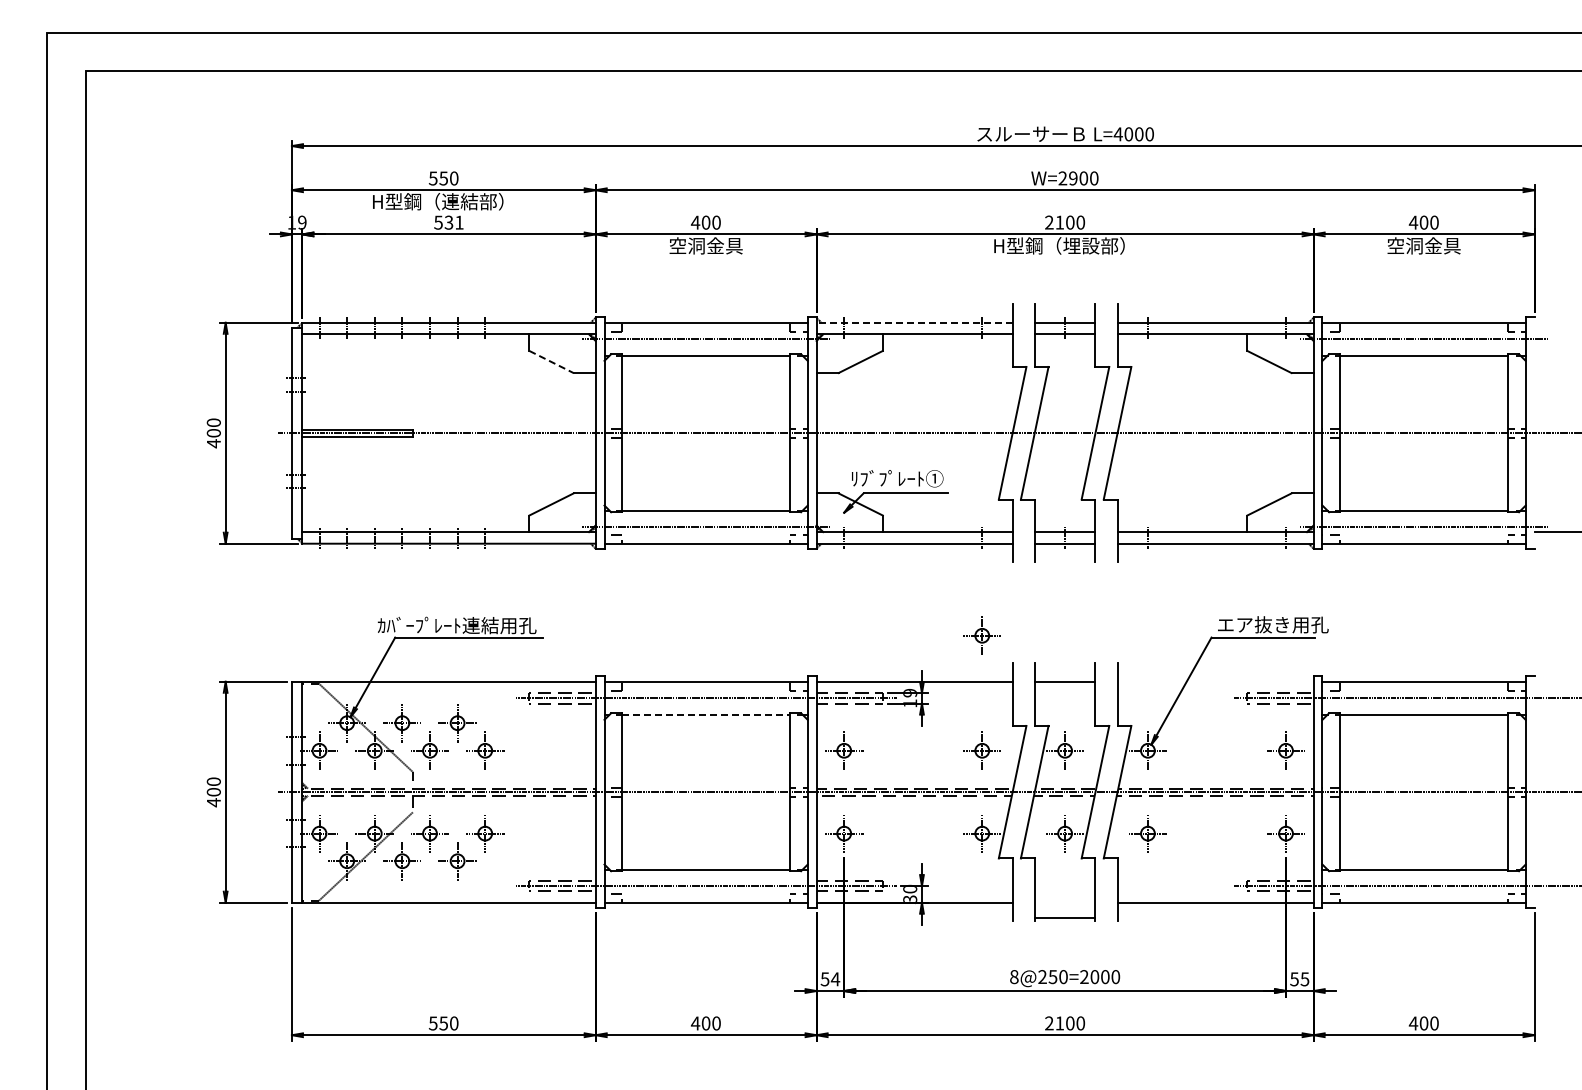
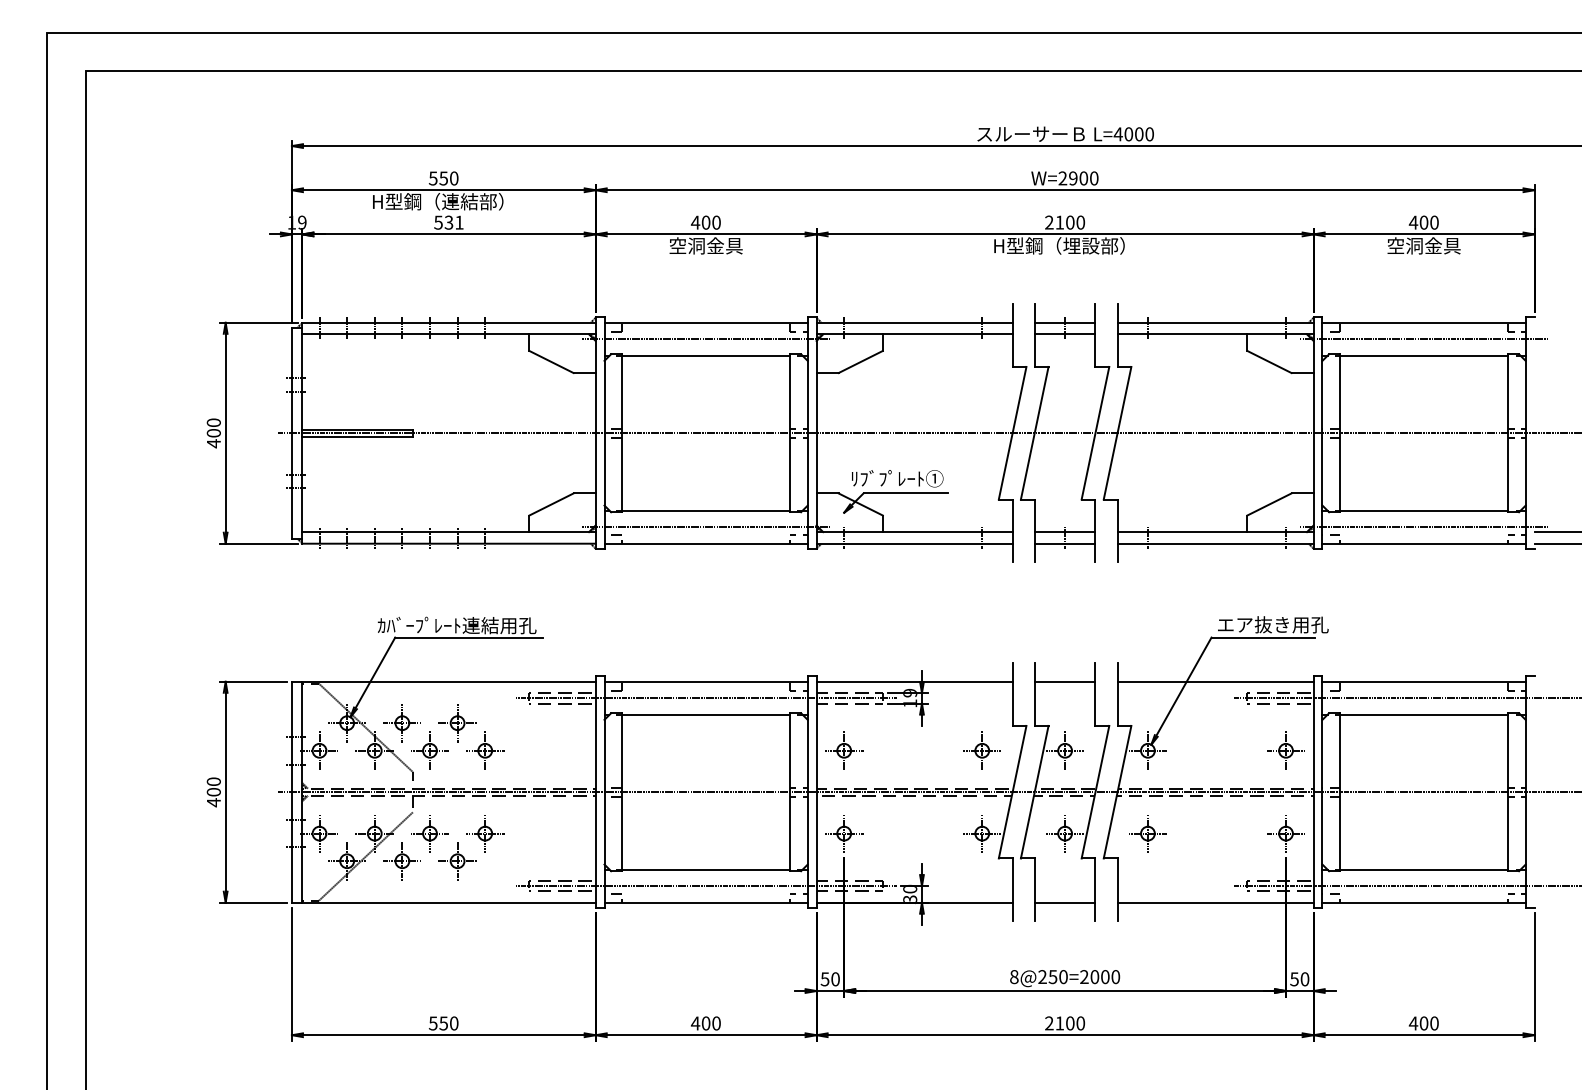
line: dashed -> solid (914, 322)
line: dashed -> solid (551, 362)
line: none -> present (1556, 543)
part: present -> none (981, 635)
line: none -> present (1215, 681)
line: dashed -> solid (706, 714)
line position: (1064, 917) -> (1064, 902) (1064, 902)
text: 54 -> 50 (835, 979)
text: 55 -> 50 (1304, 979)
